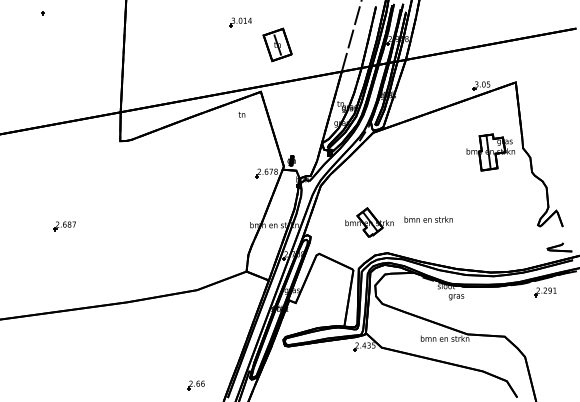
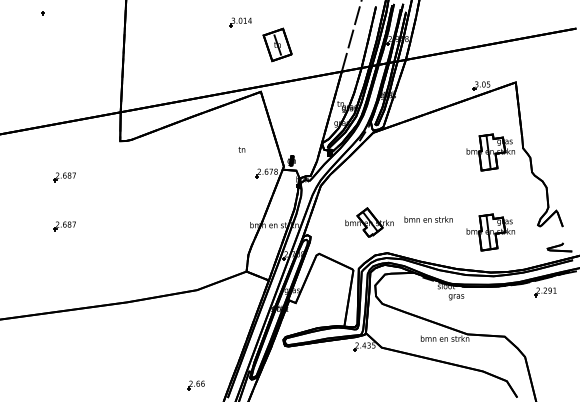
text position: (241, 114) -> (241, 149) (241, 149)
part: none -> present (64, 177)
part: none -> present (490, 232)
